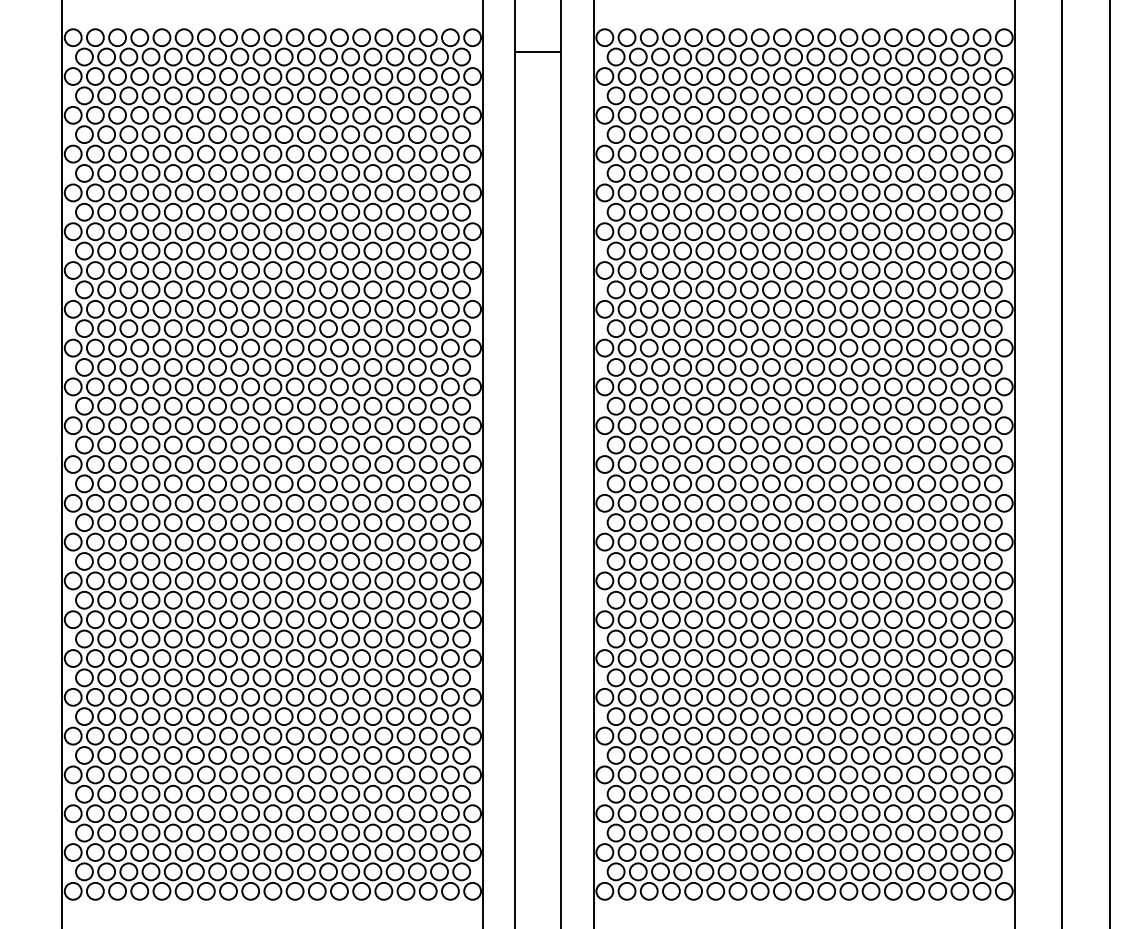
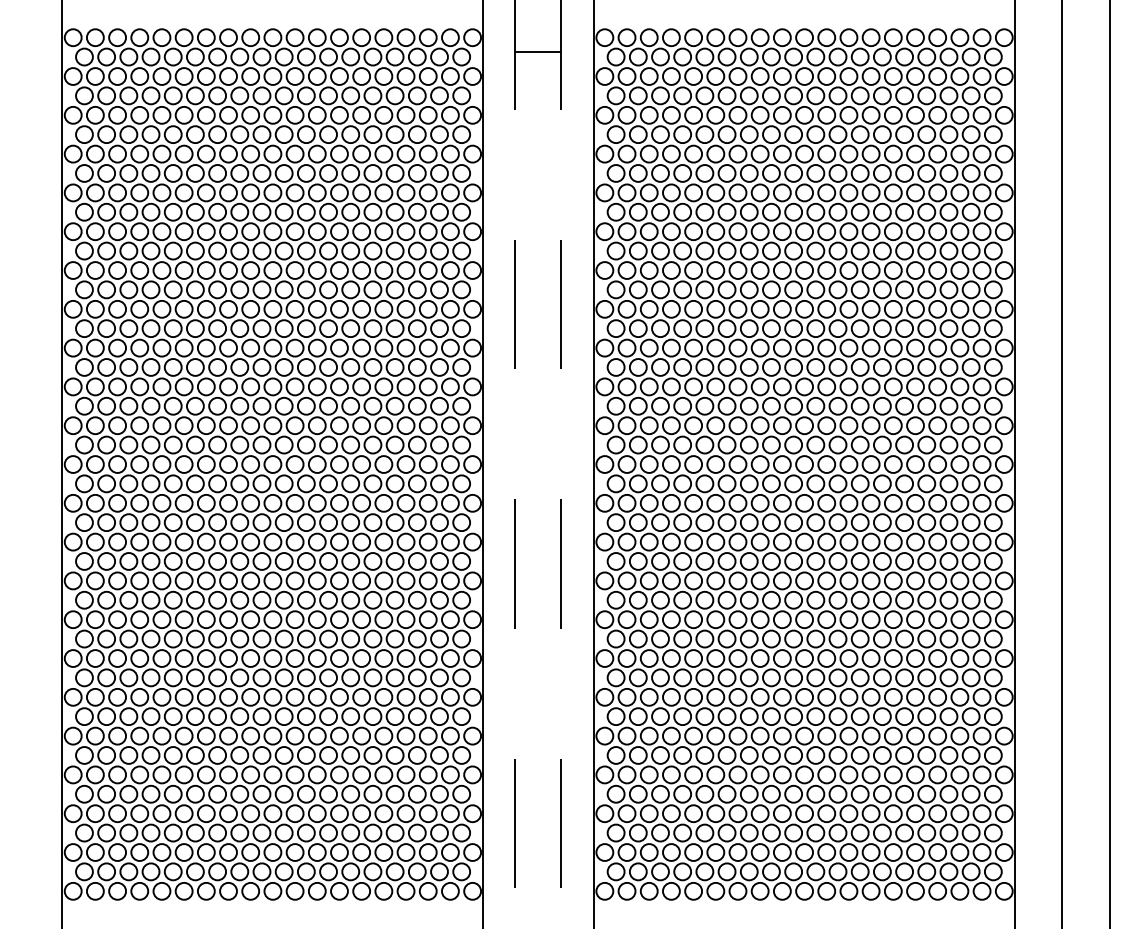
line: solid -> dashed (514, 465)
line: solid -> dashed (561, 465)
